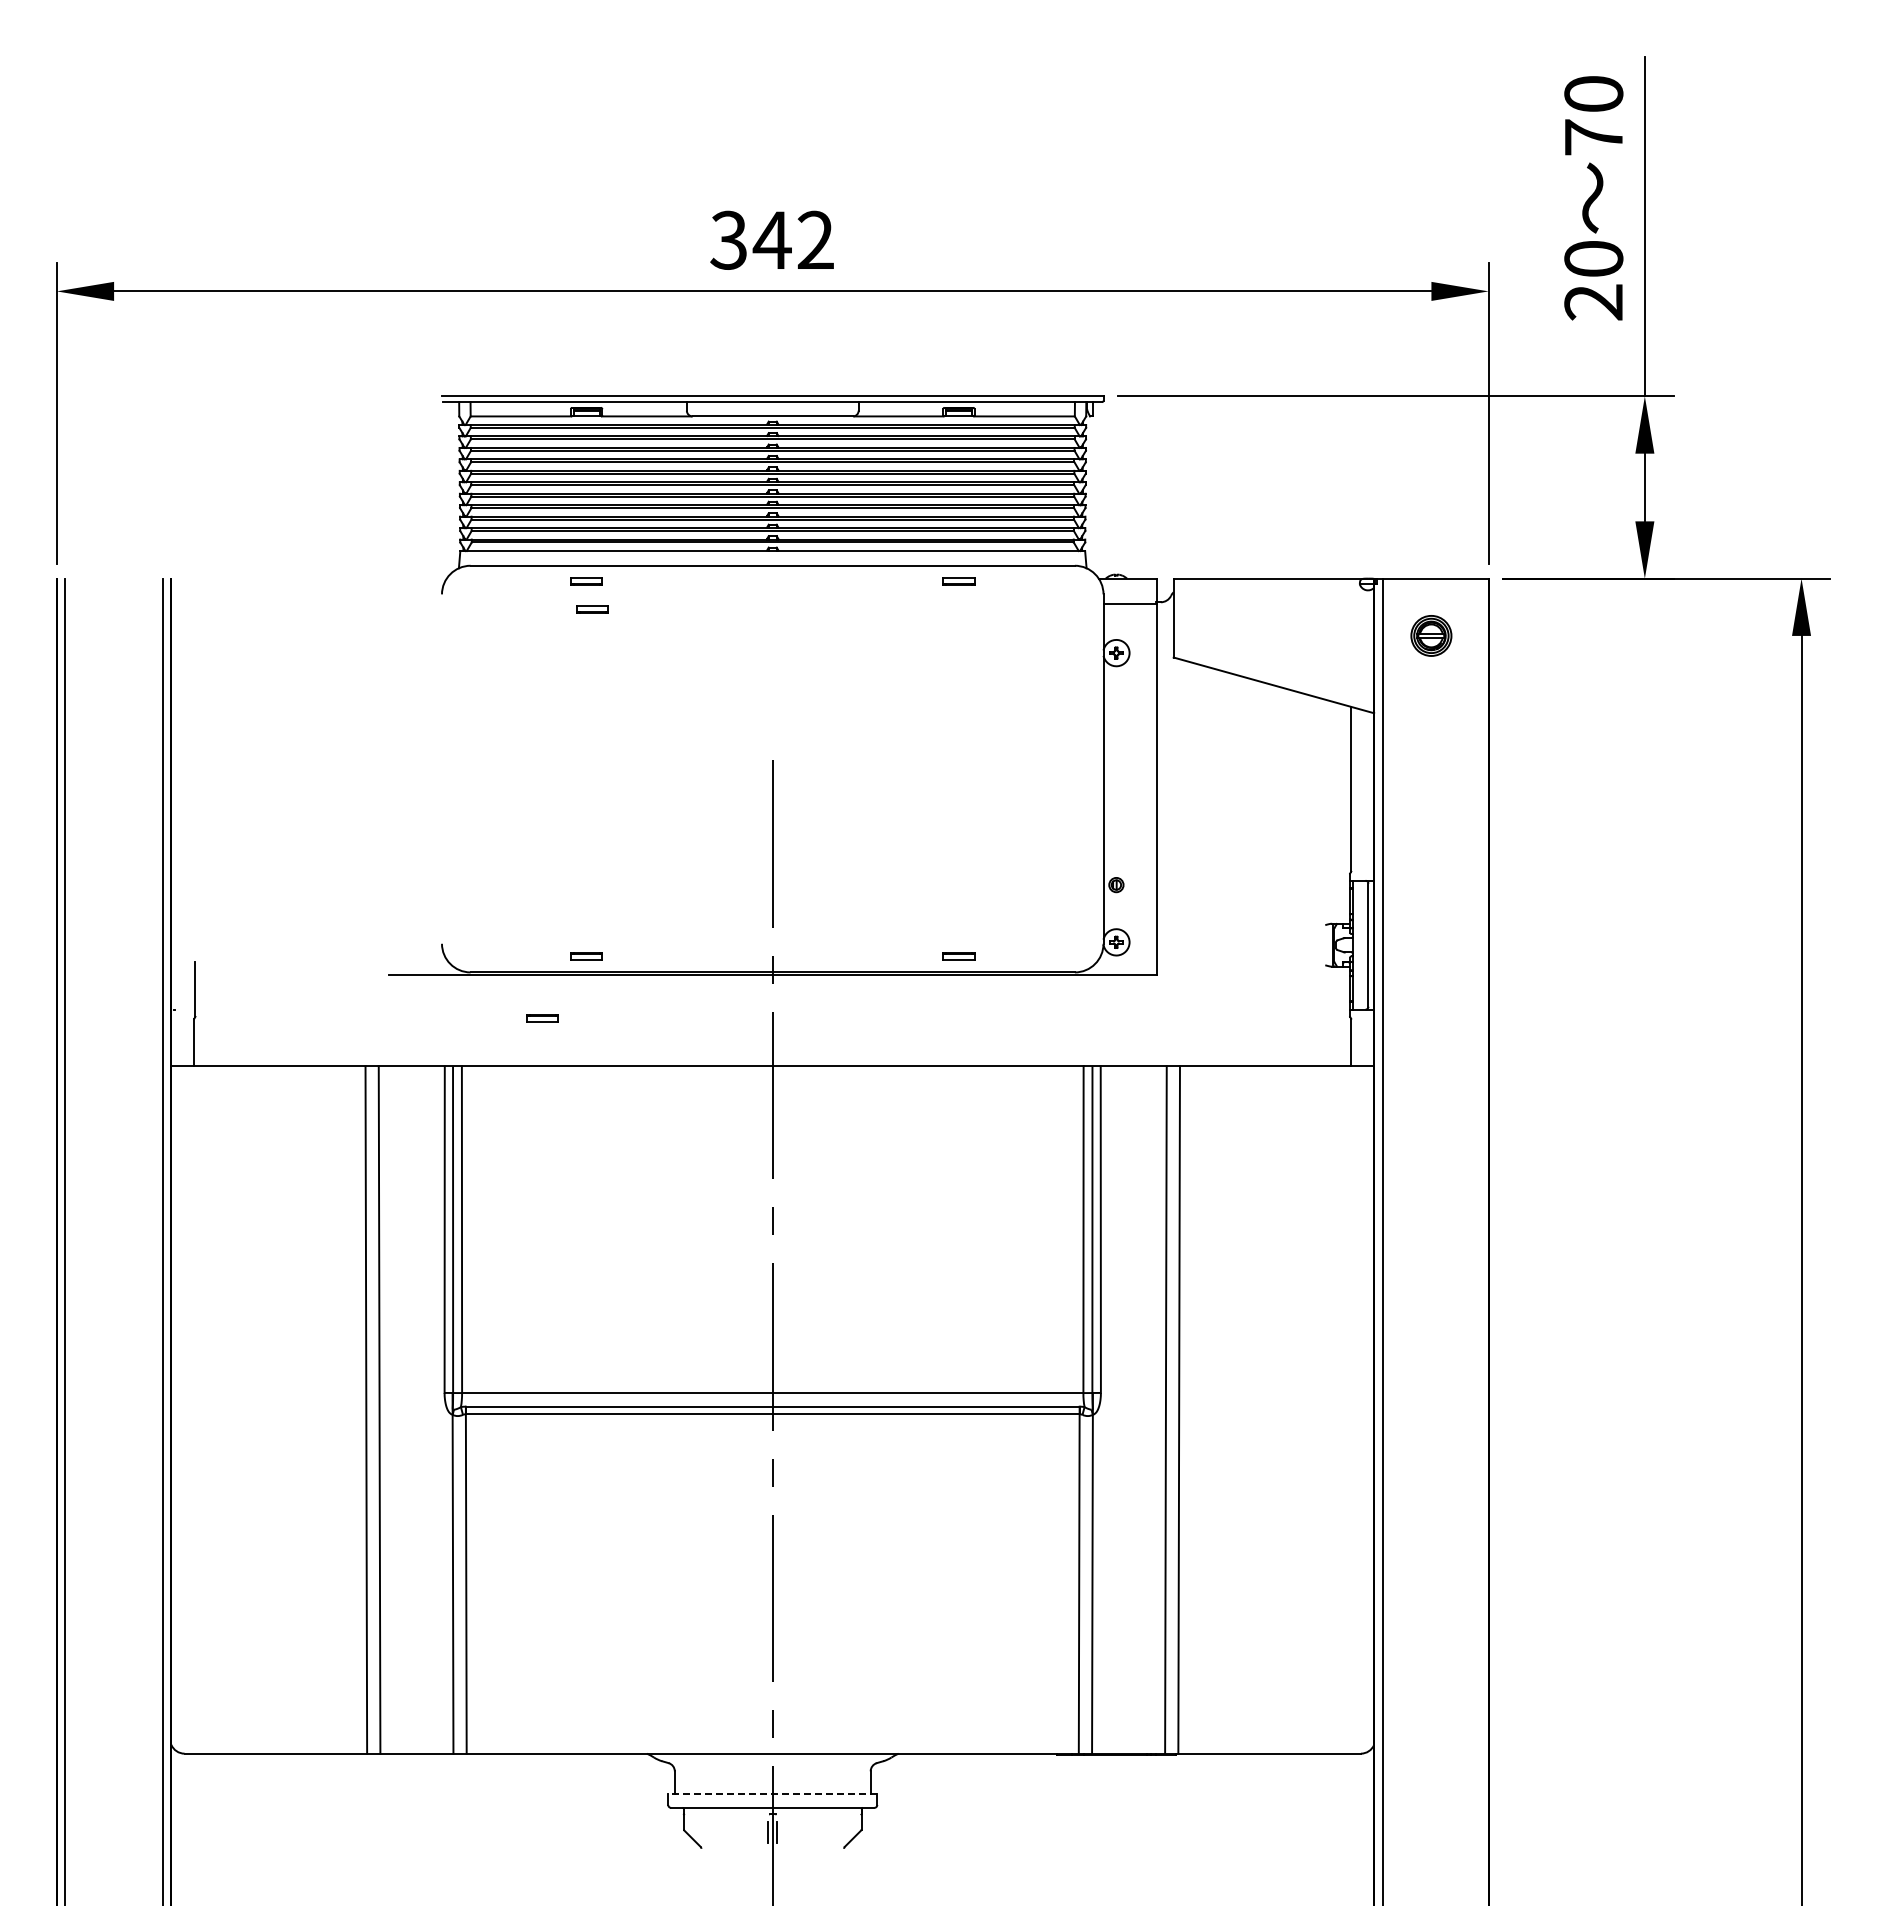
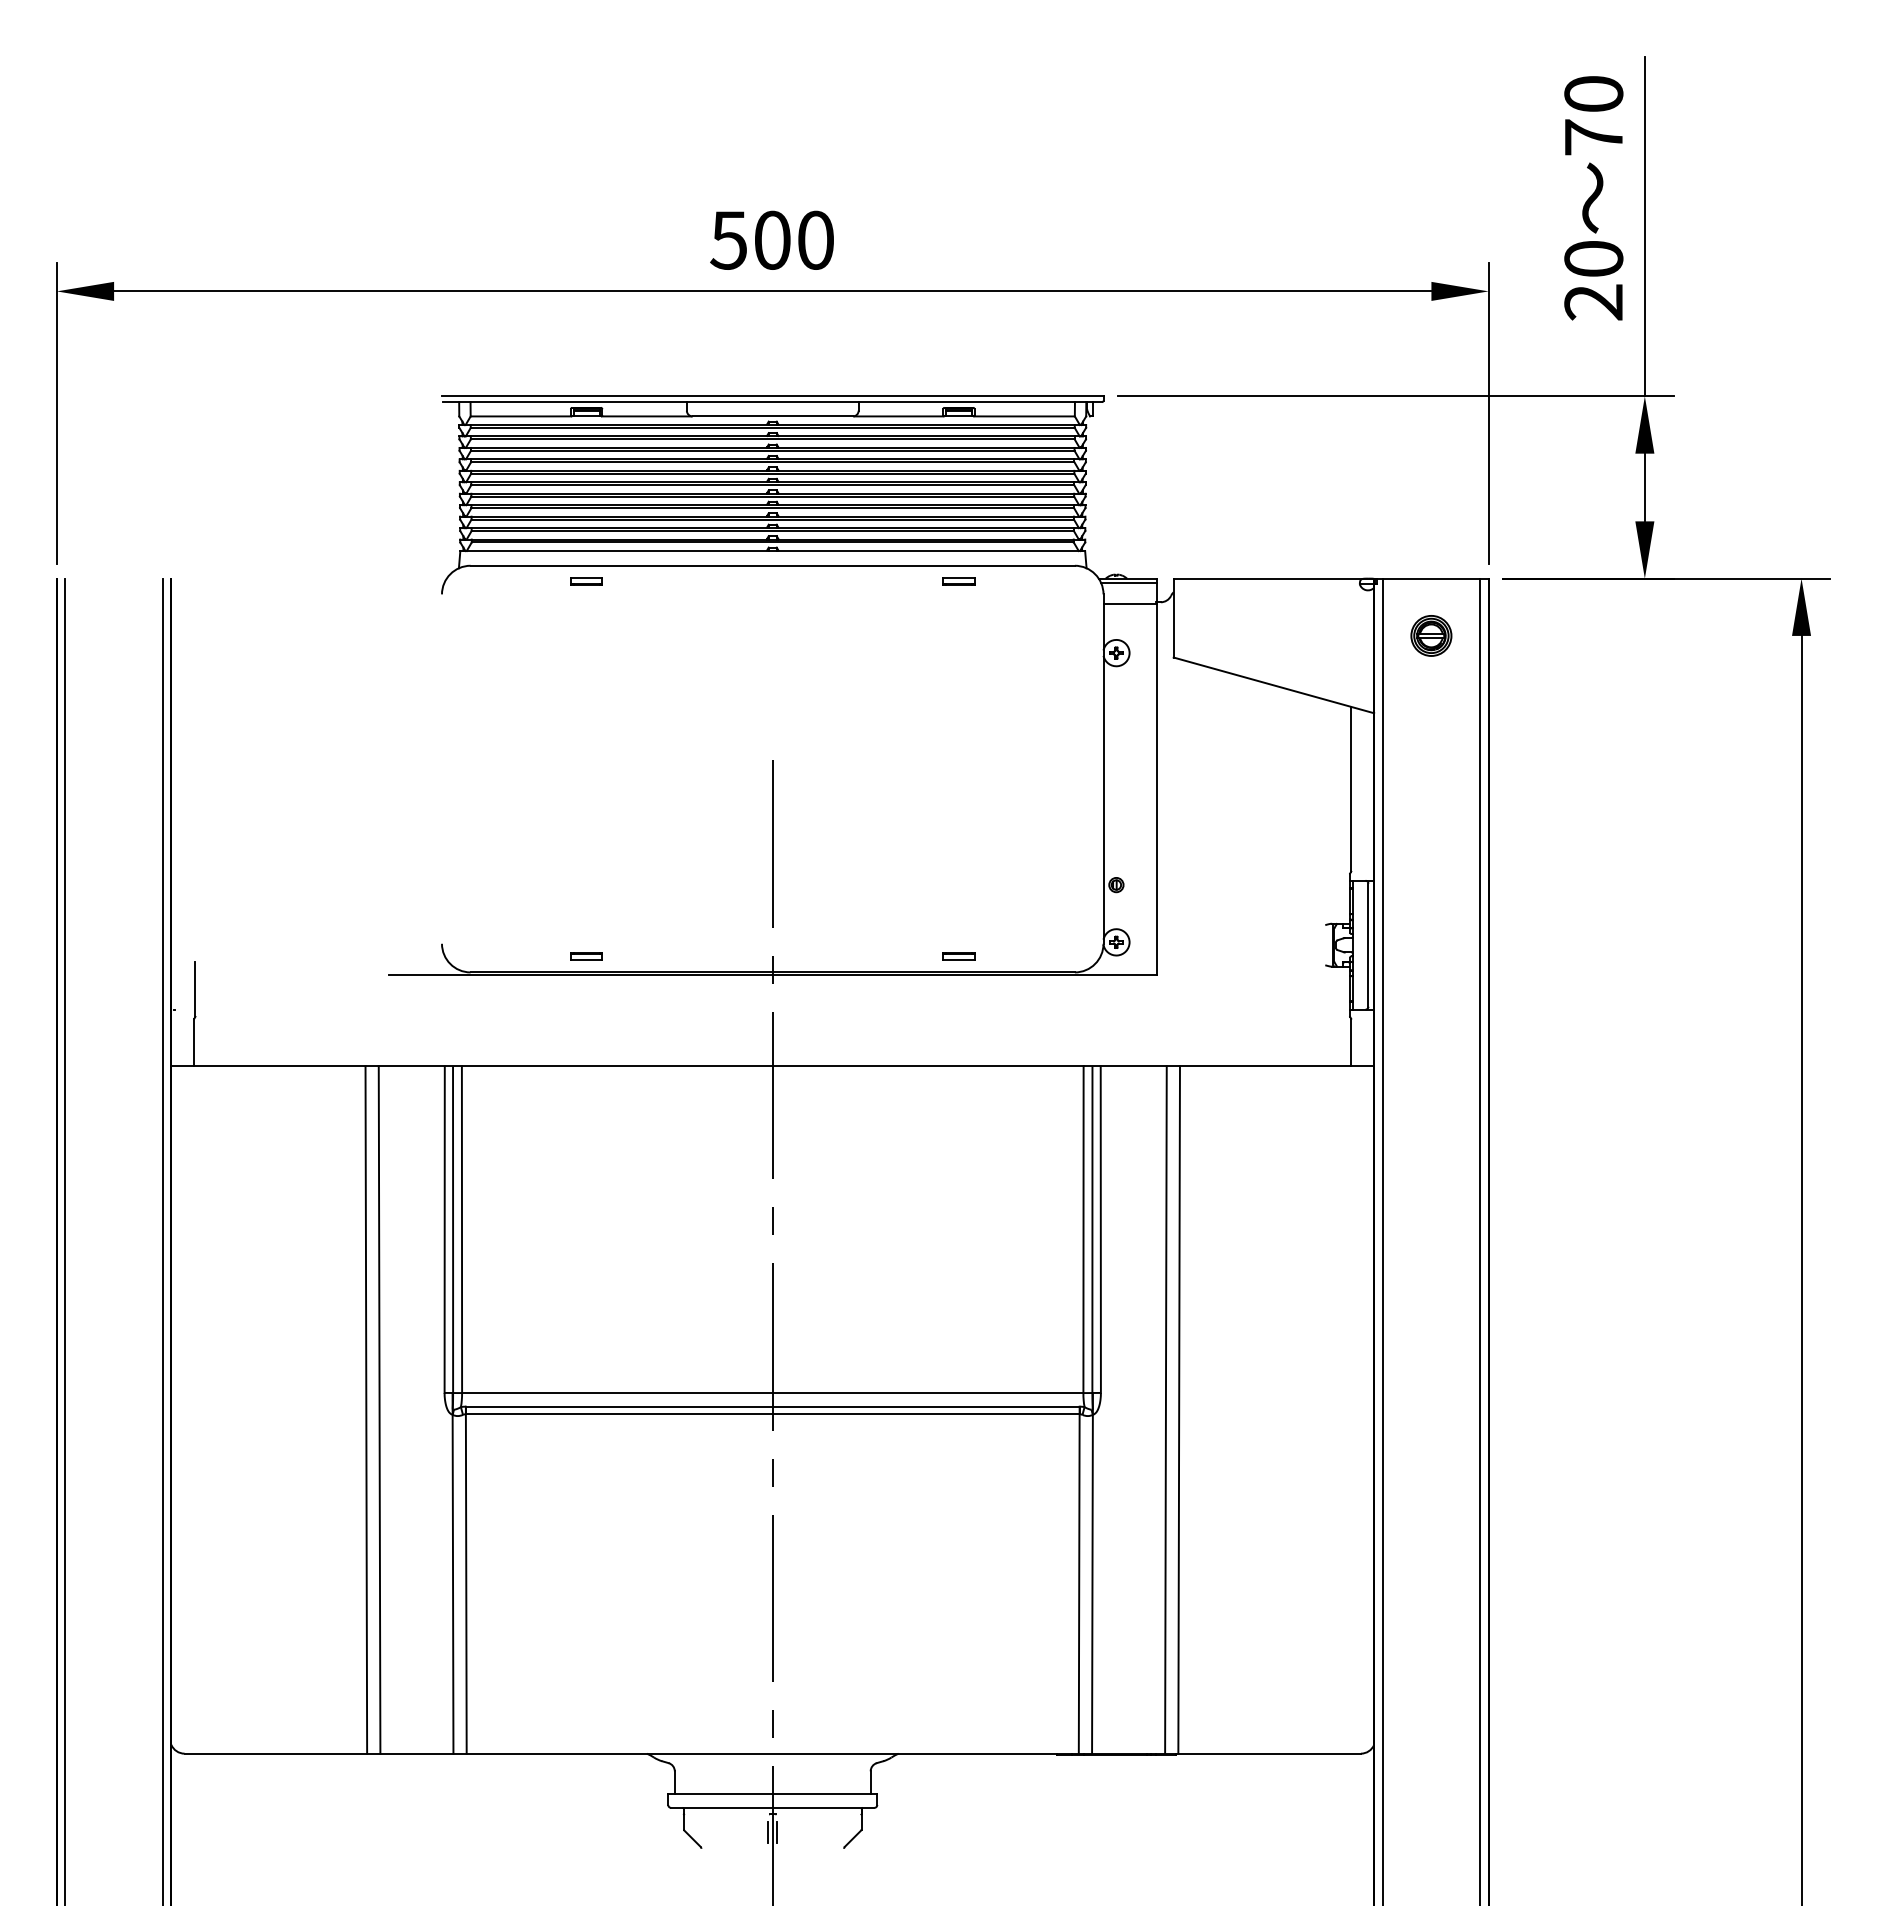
text: 342 -> 500 (771, 239)
line: none -> present (1128, 582)
part: present -> none (592, 609)
part: present -> none (542, 1018)
line: none -> present (1480, 1240)
line: dashed -> solid (772, 1793)
